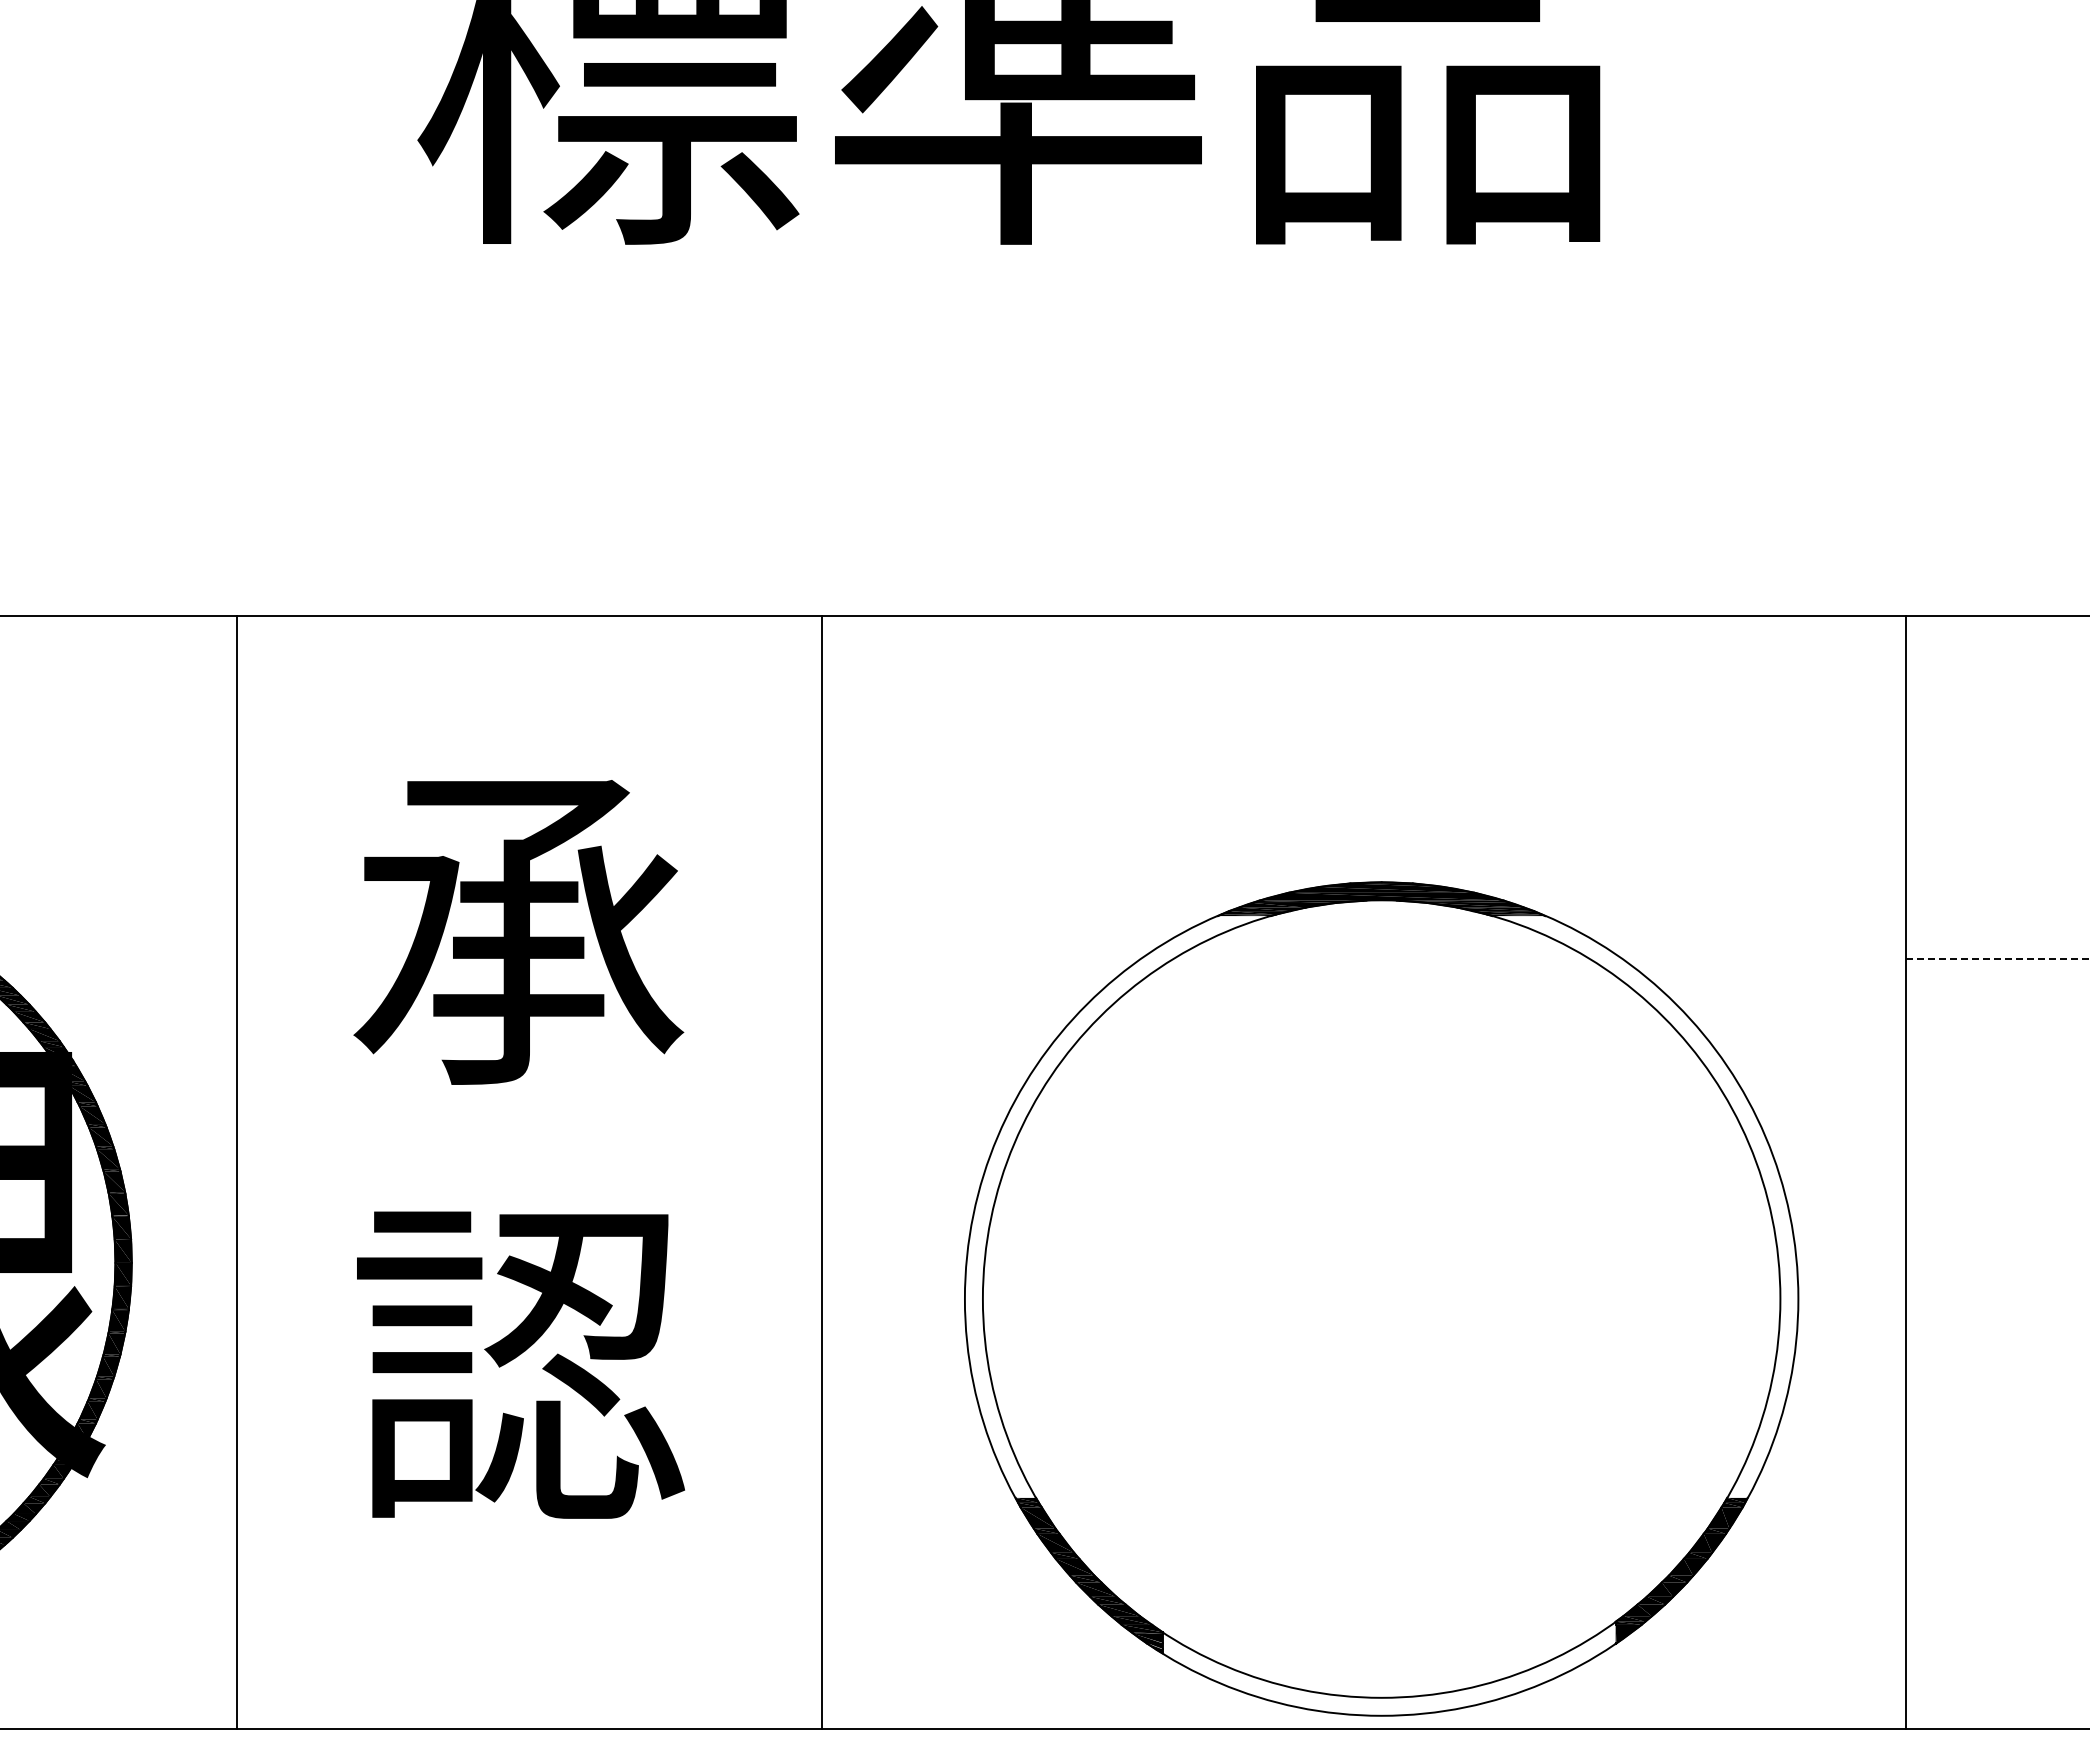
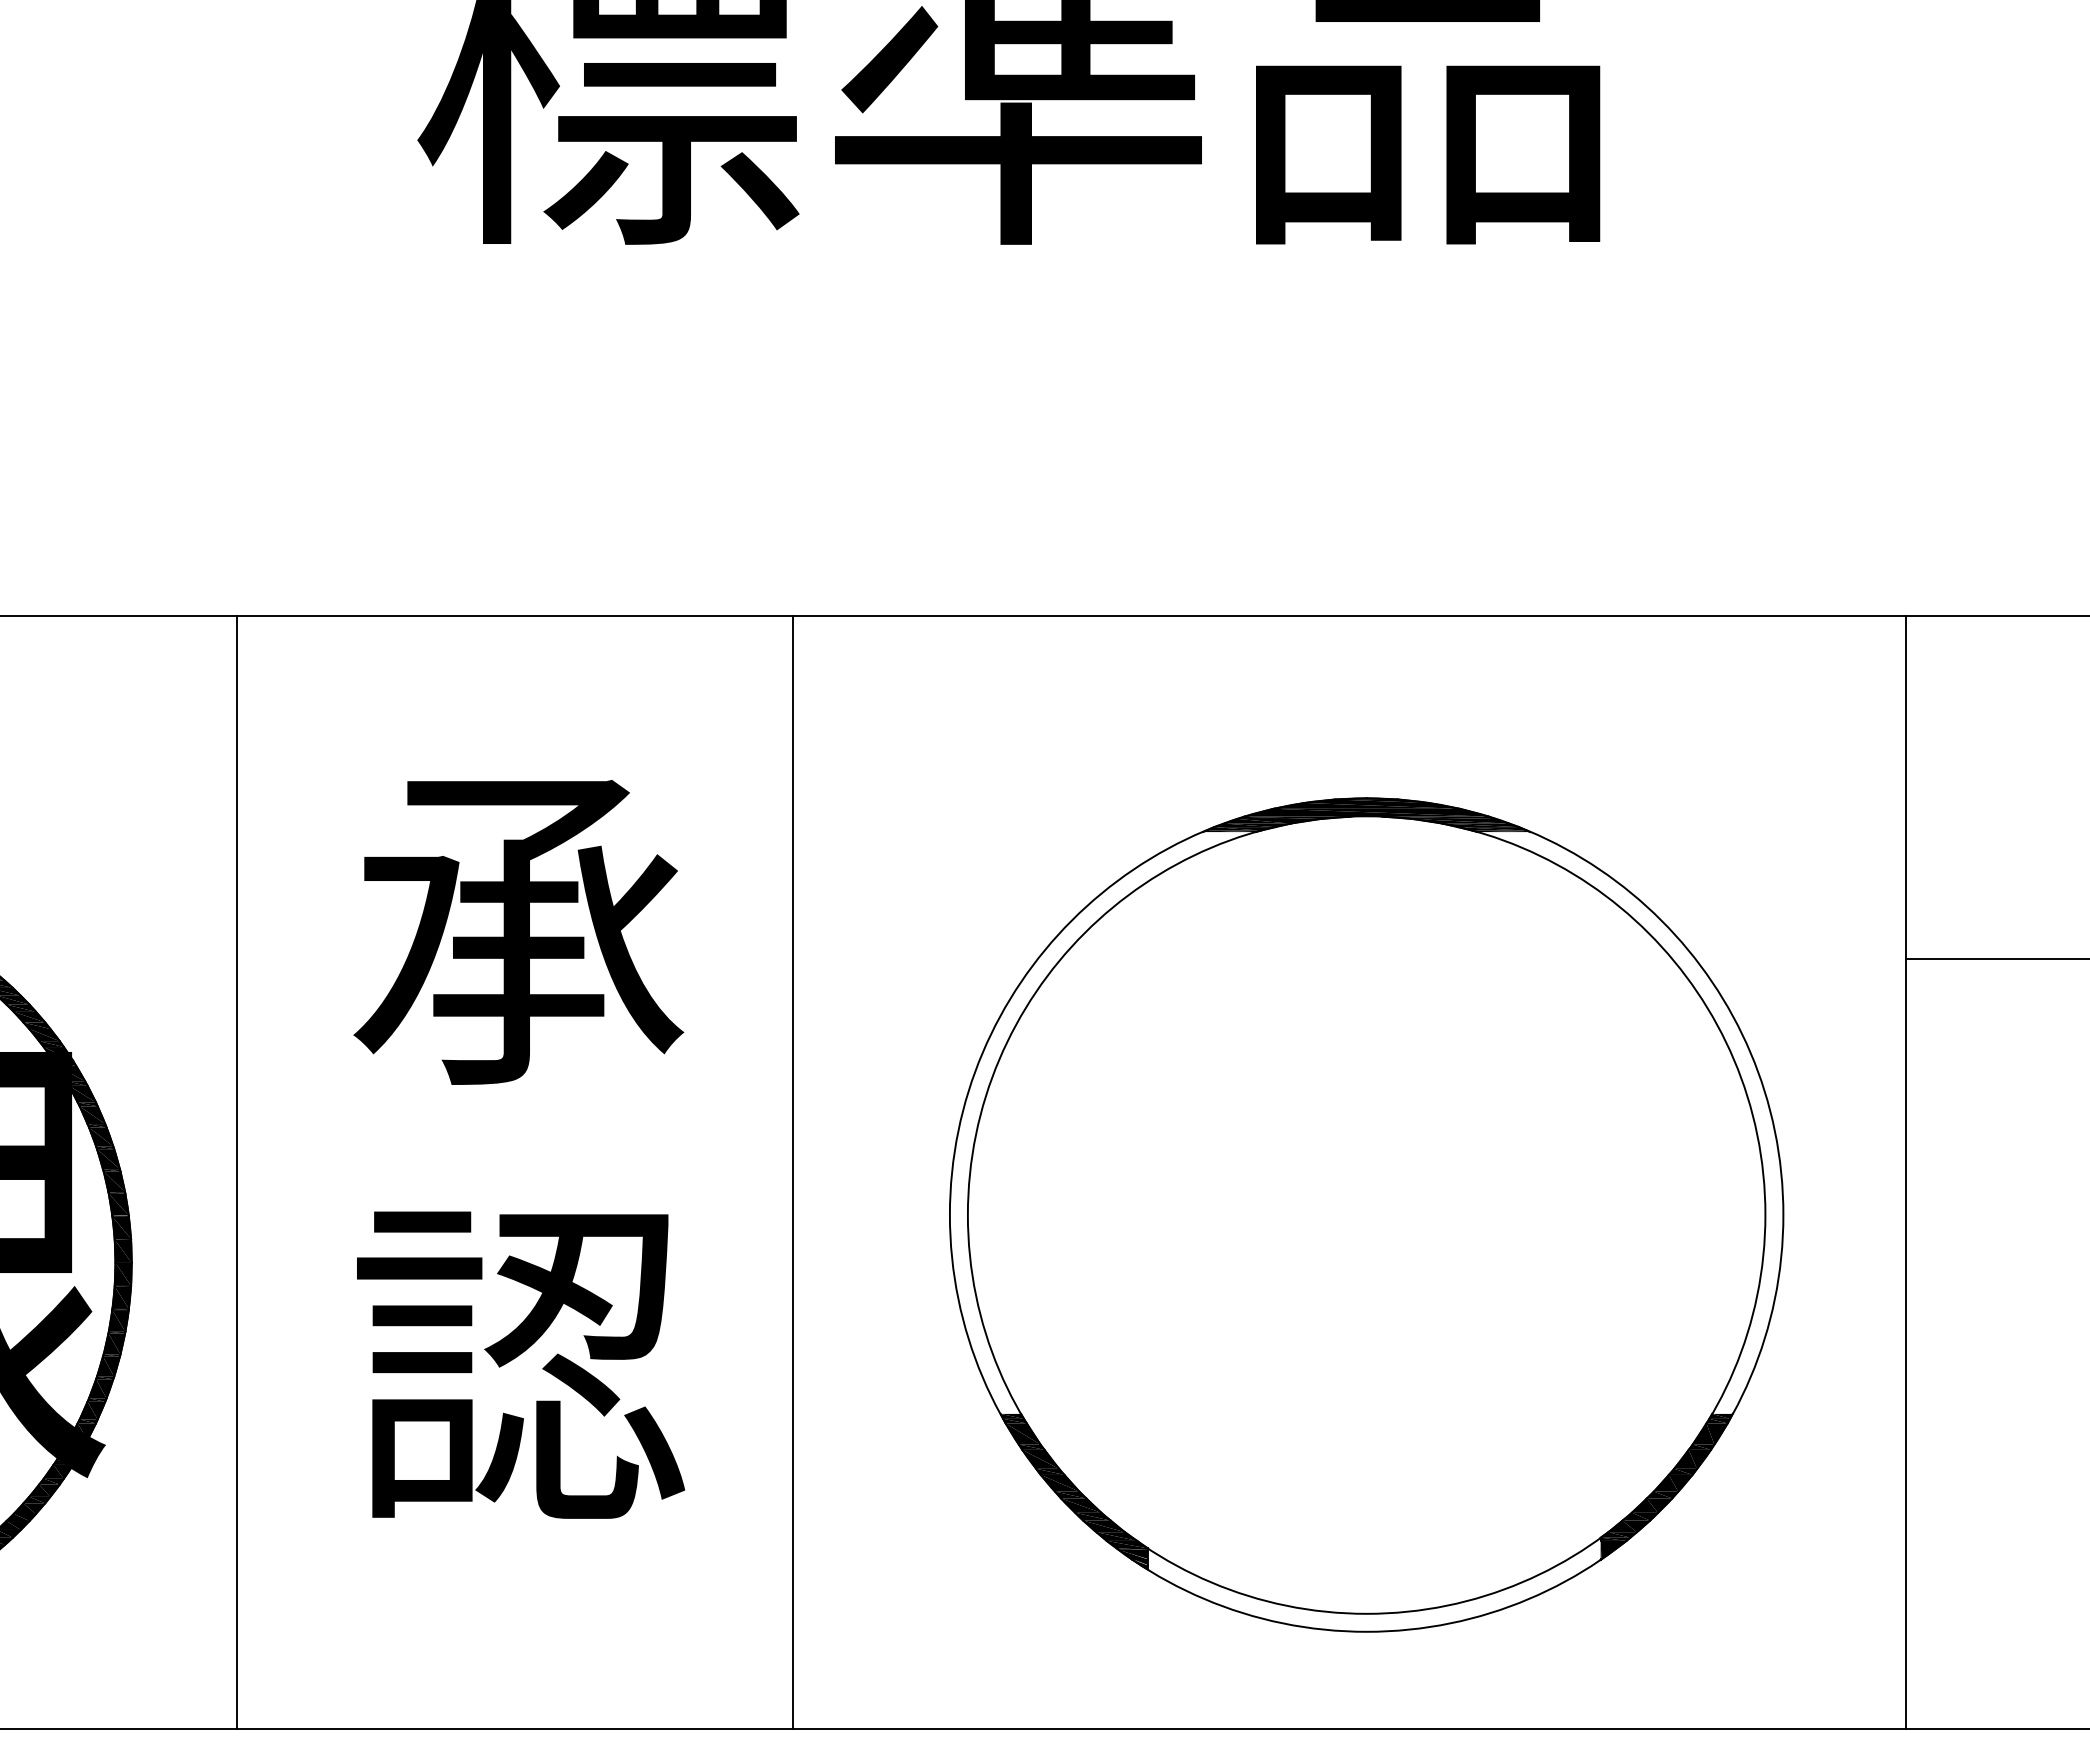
line: dashed -> solid (1998, 958)
line position: (822, 1172) -> (793, 1172) (793, 1172)
part position: (1381, 1298) -> (1366, 1214) (1366, 1214)
